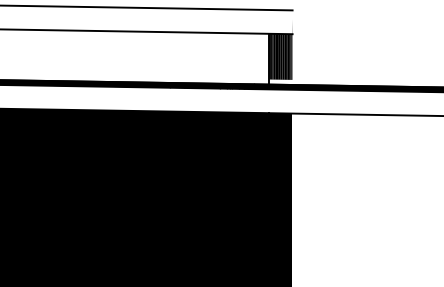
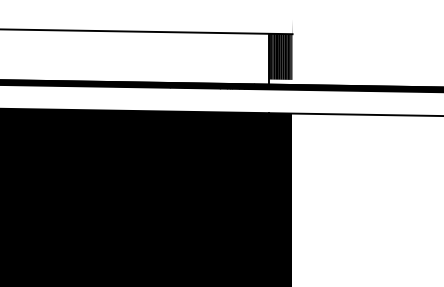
line: present -> none (147, 7)
